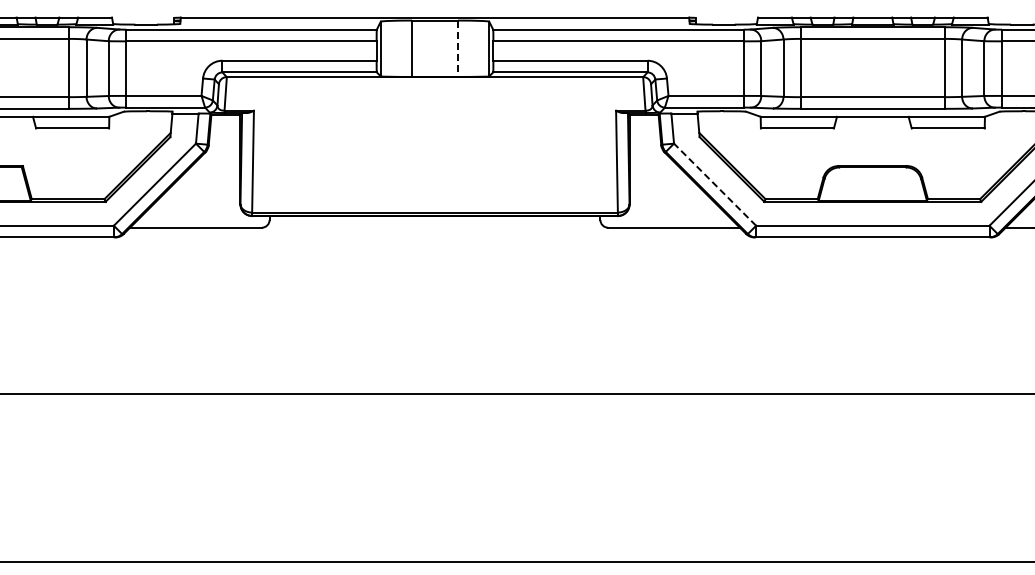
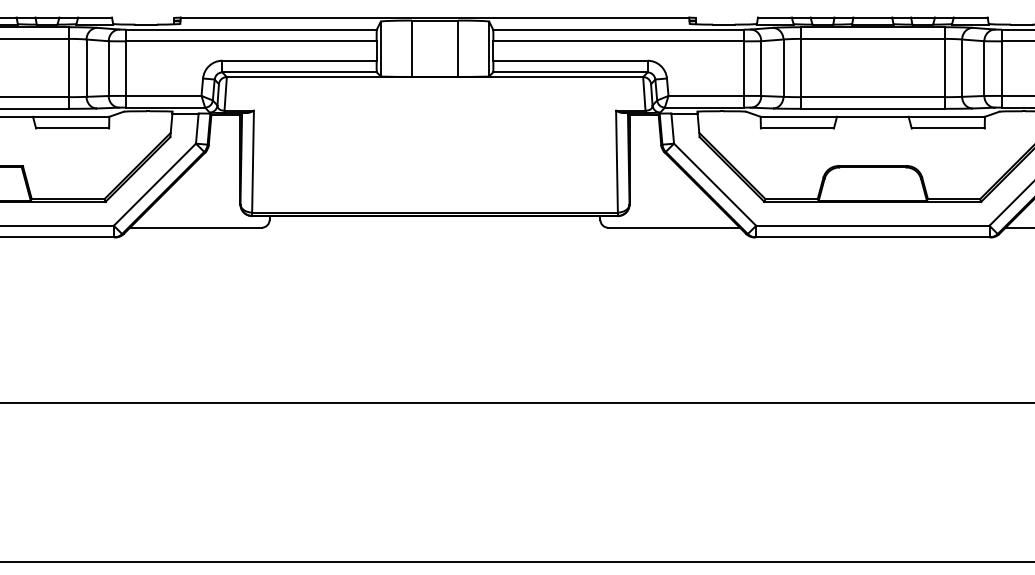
line: dashed -> solid (458, 49)
line: dashed -> solid (714, 184)
line position: (516, 393) -> (516, 402) (516, 402)
